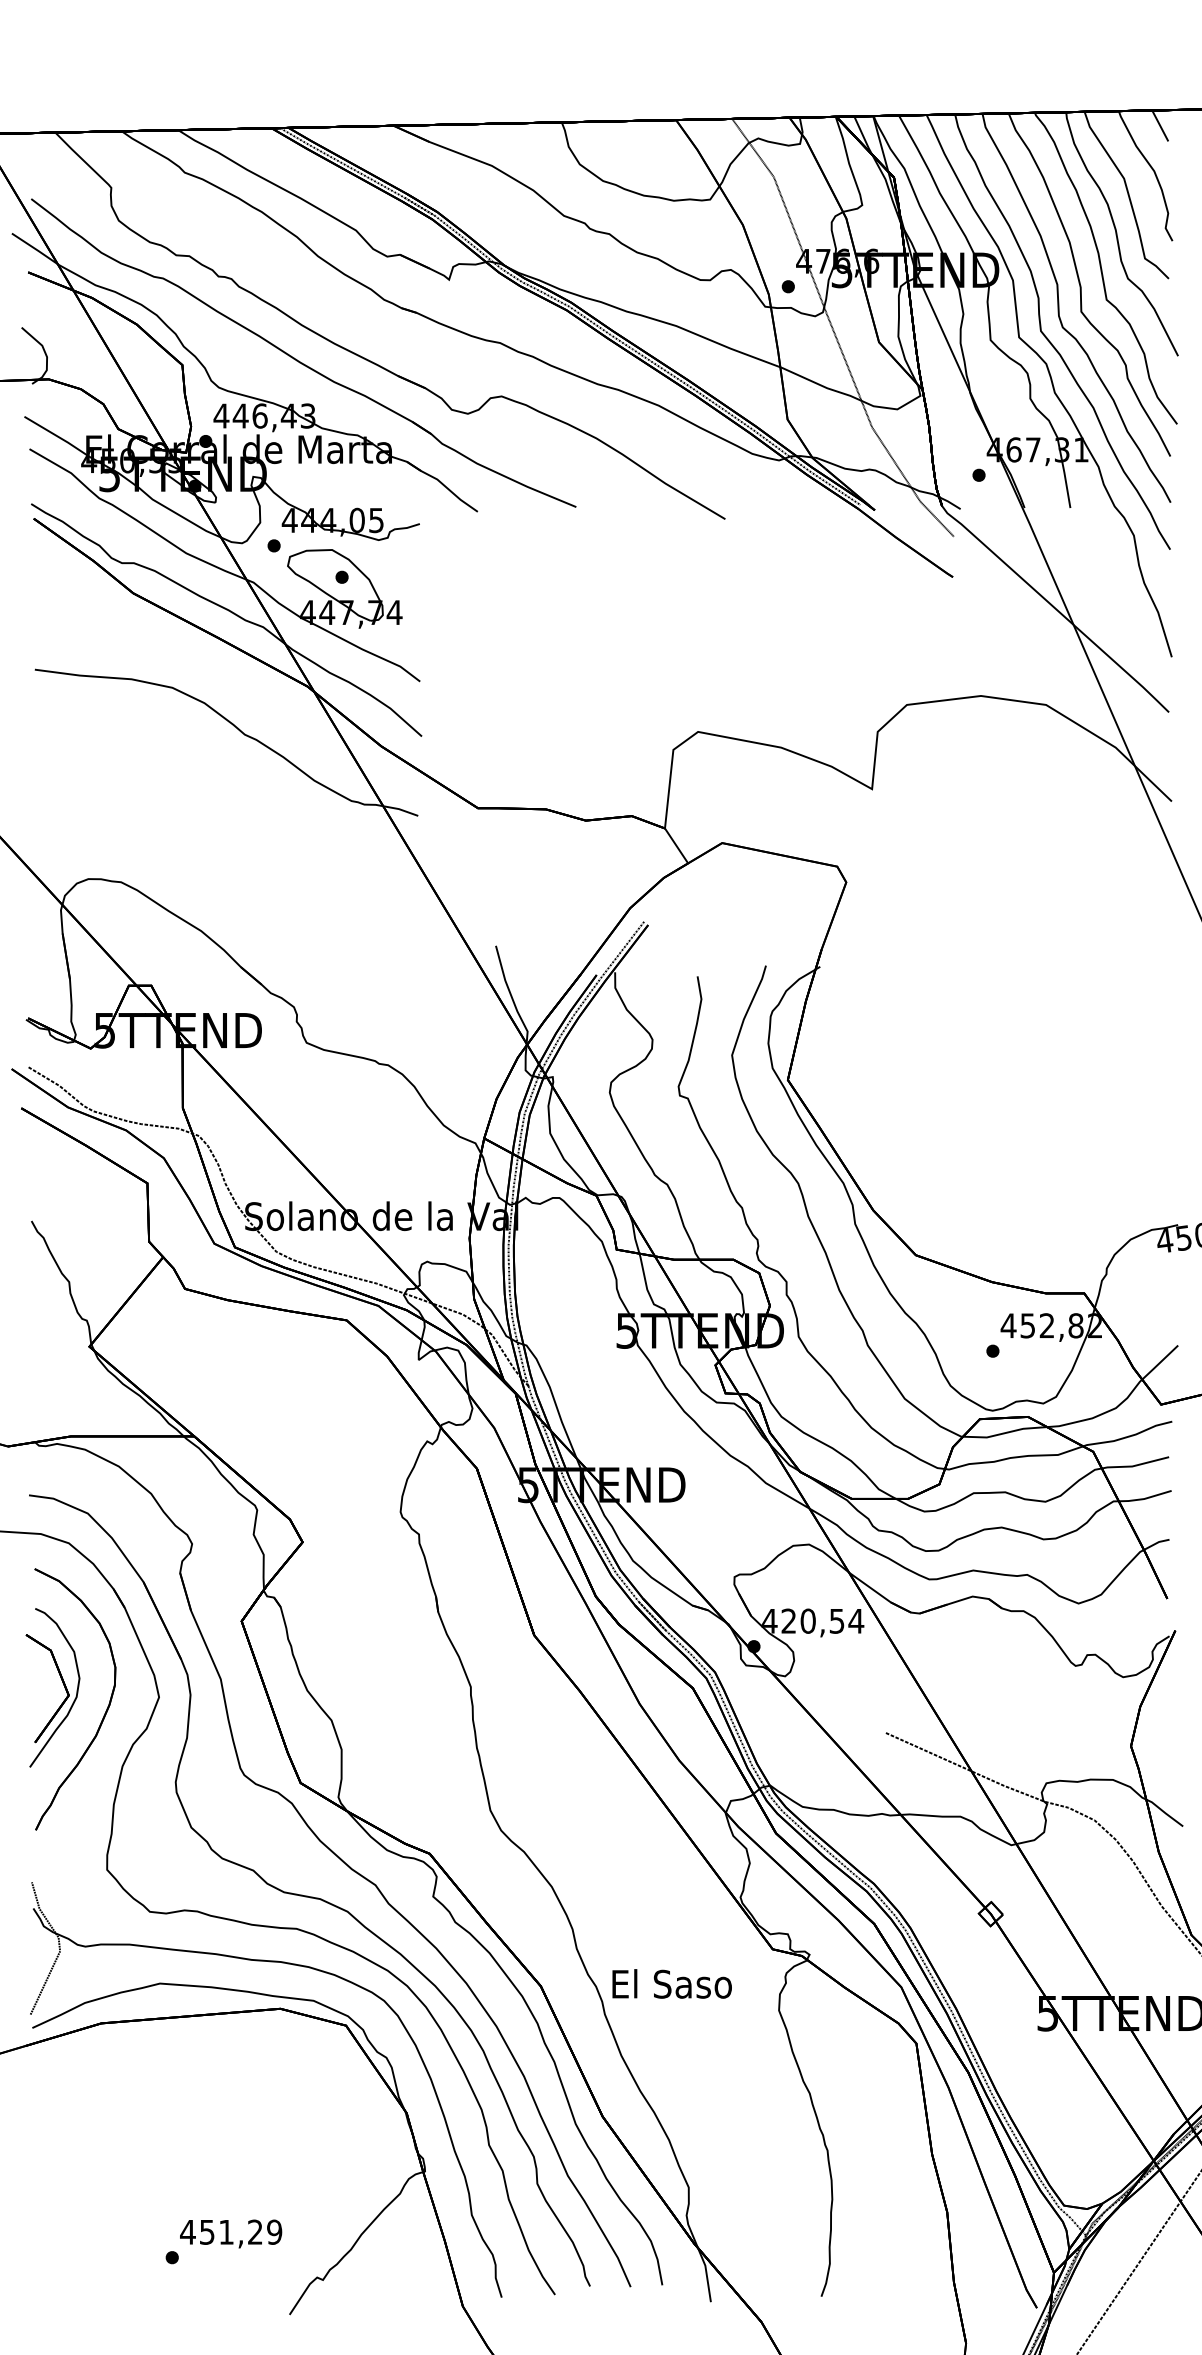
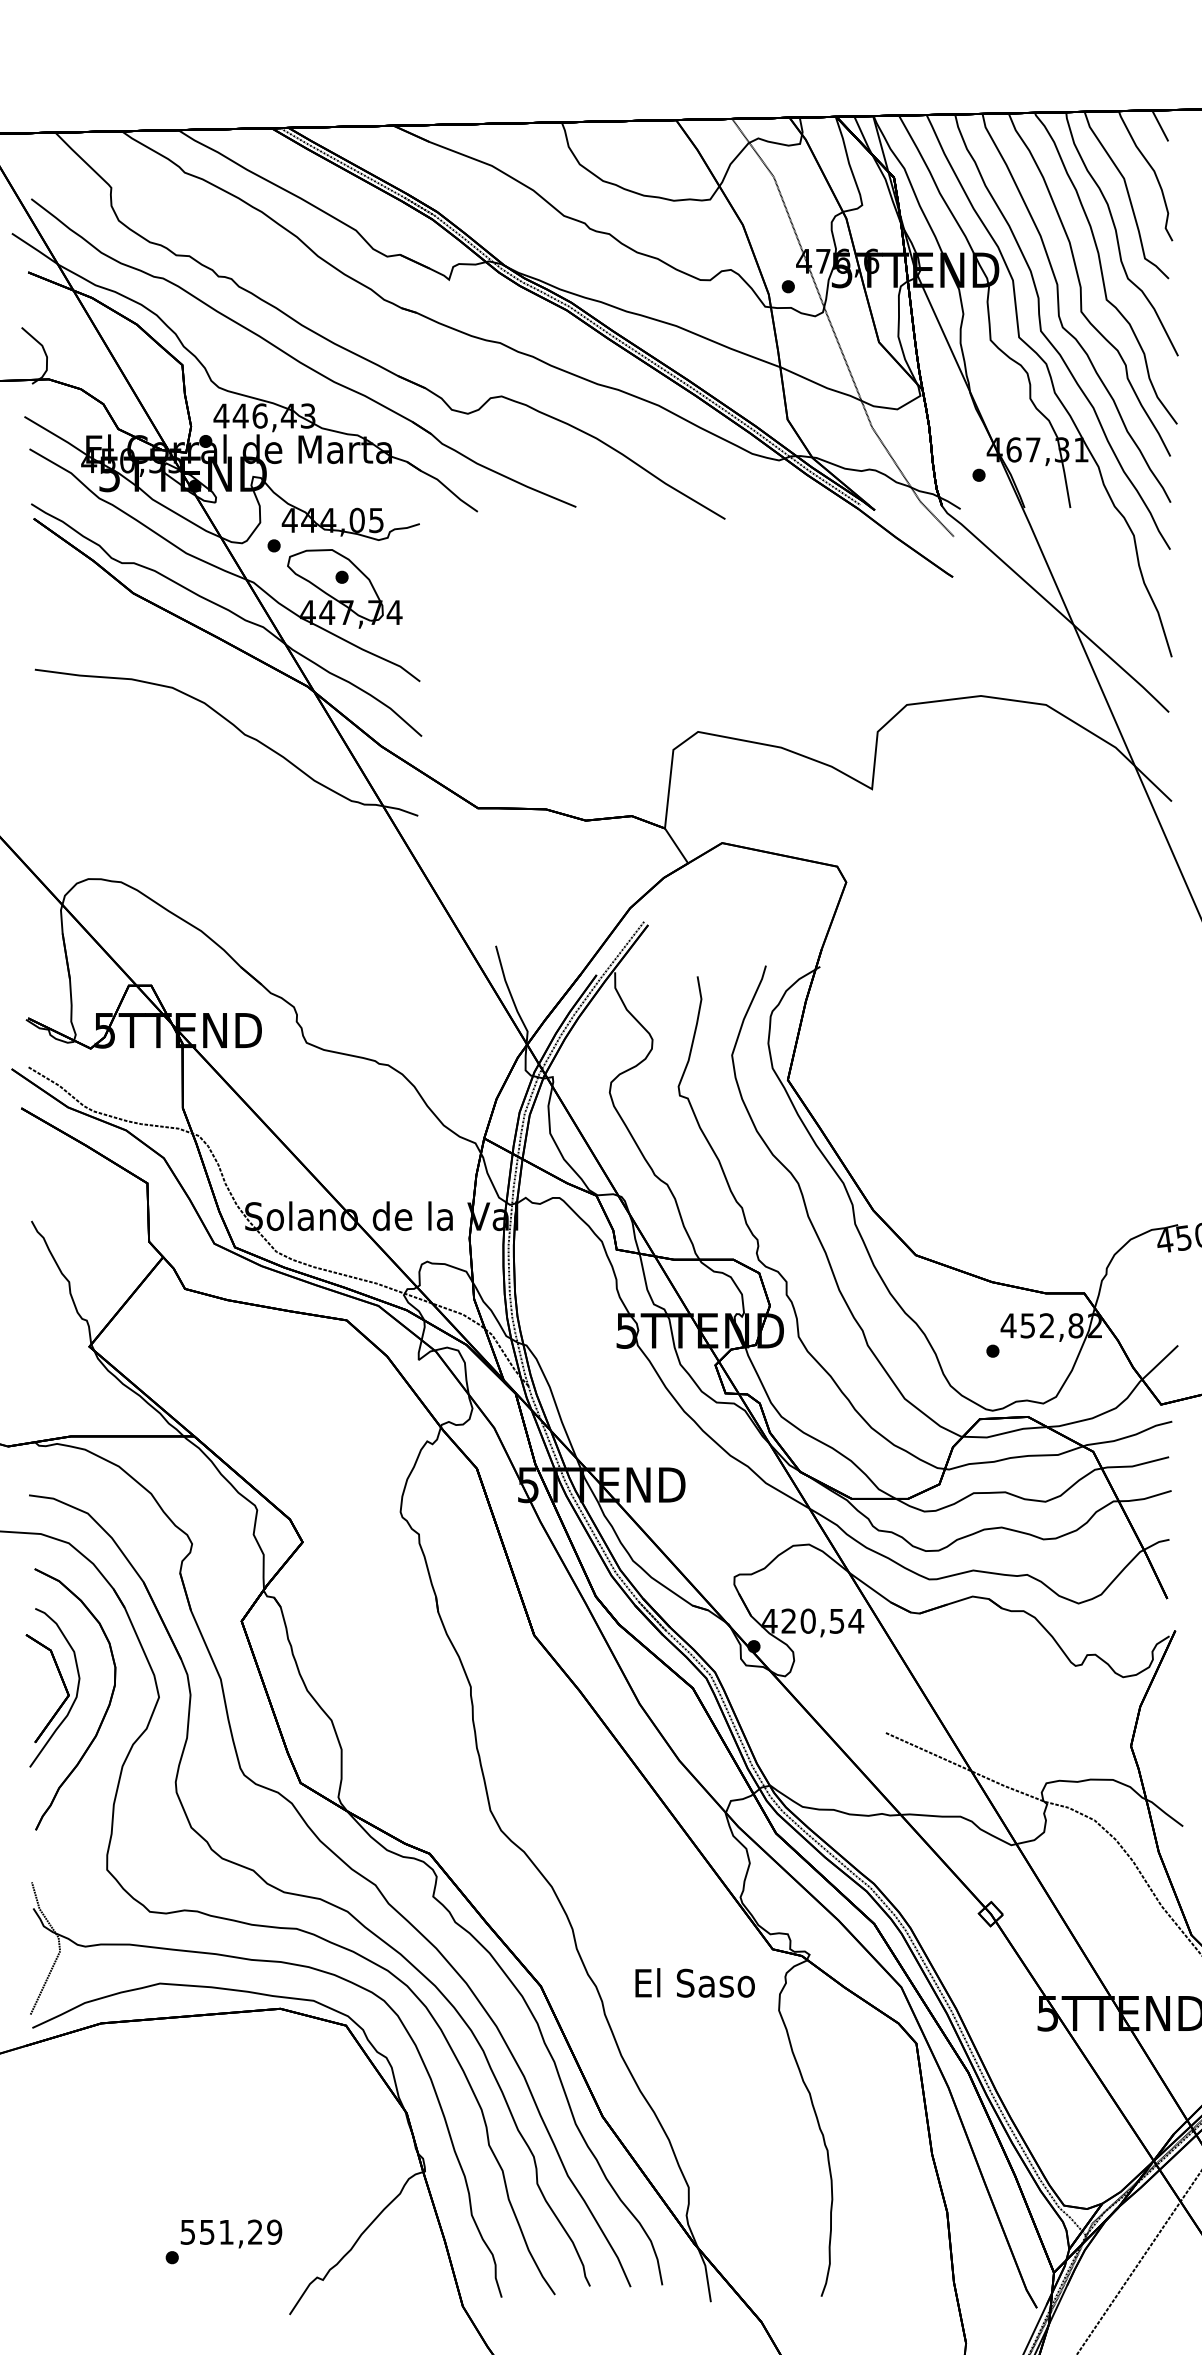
text position: (671, 1983) -> (694, 1982) (694, 1982)
text: 451,29 -> 551,29 (187, 2232)
